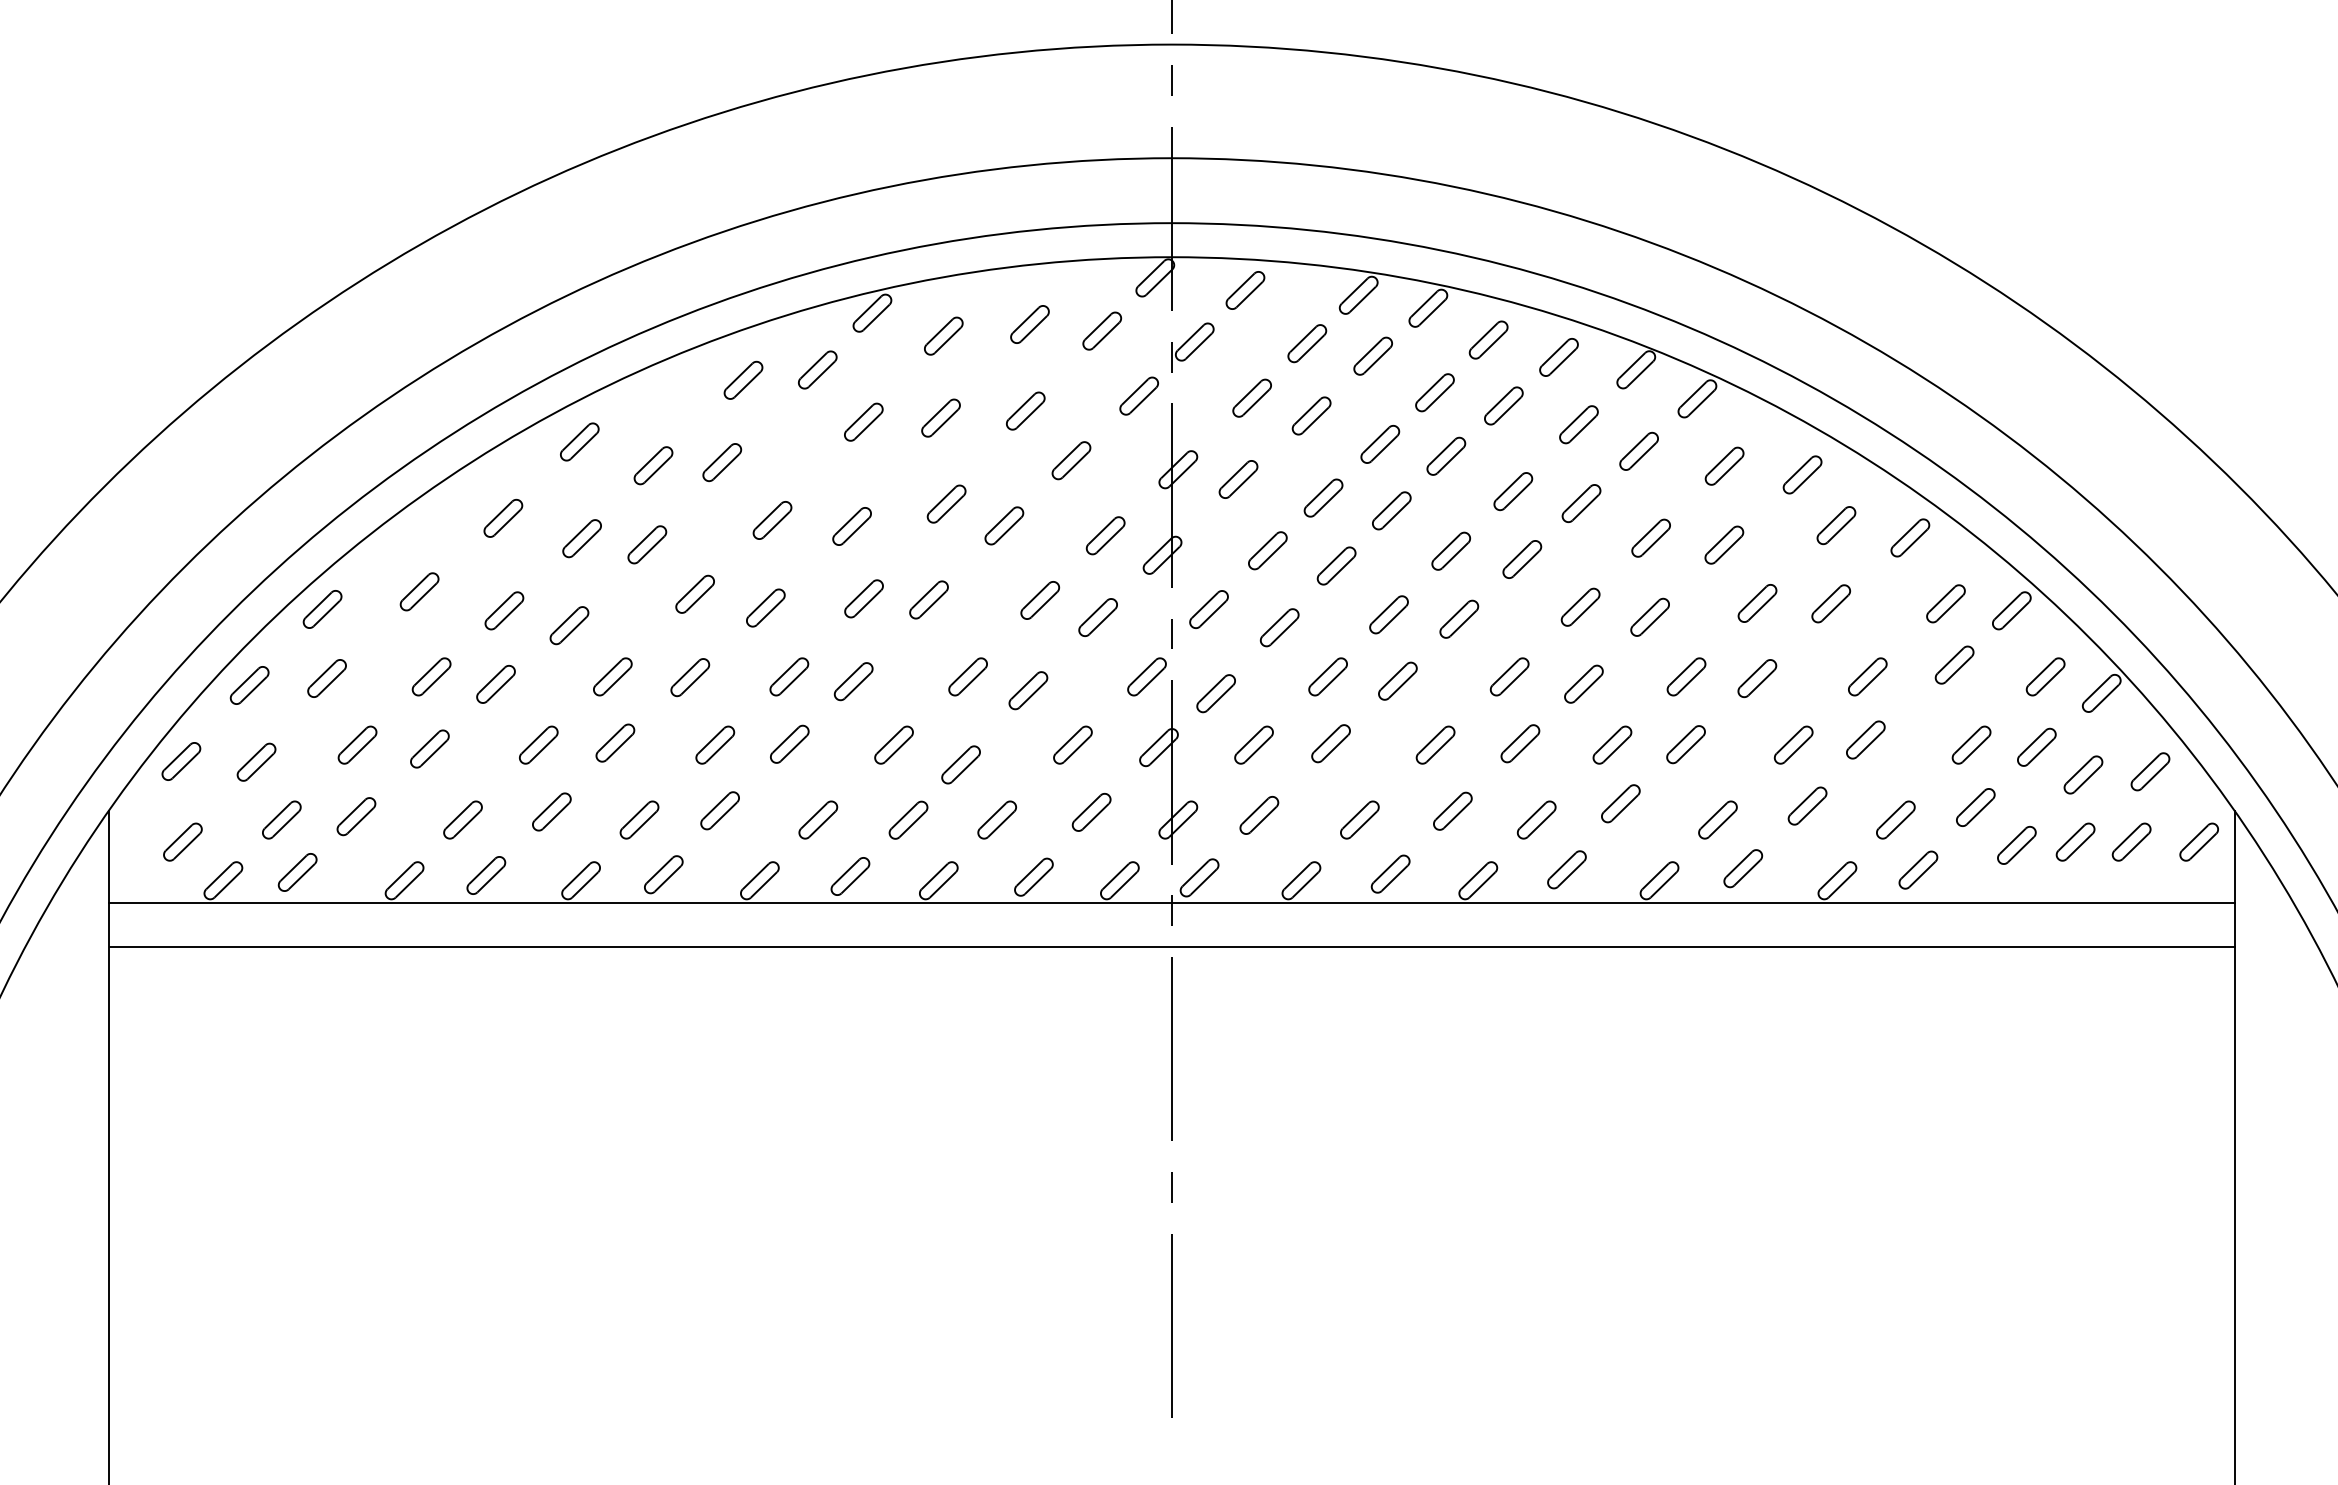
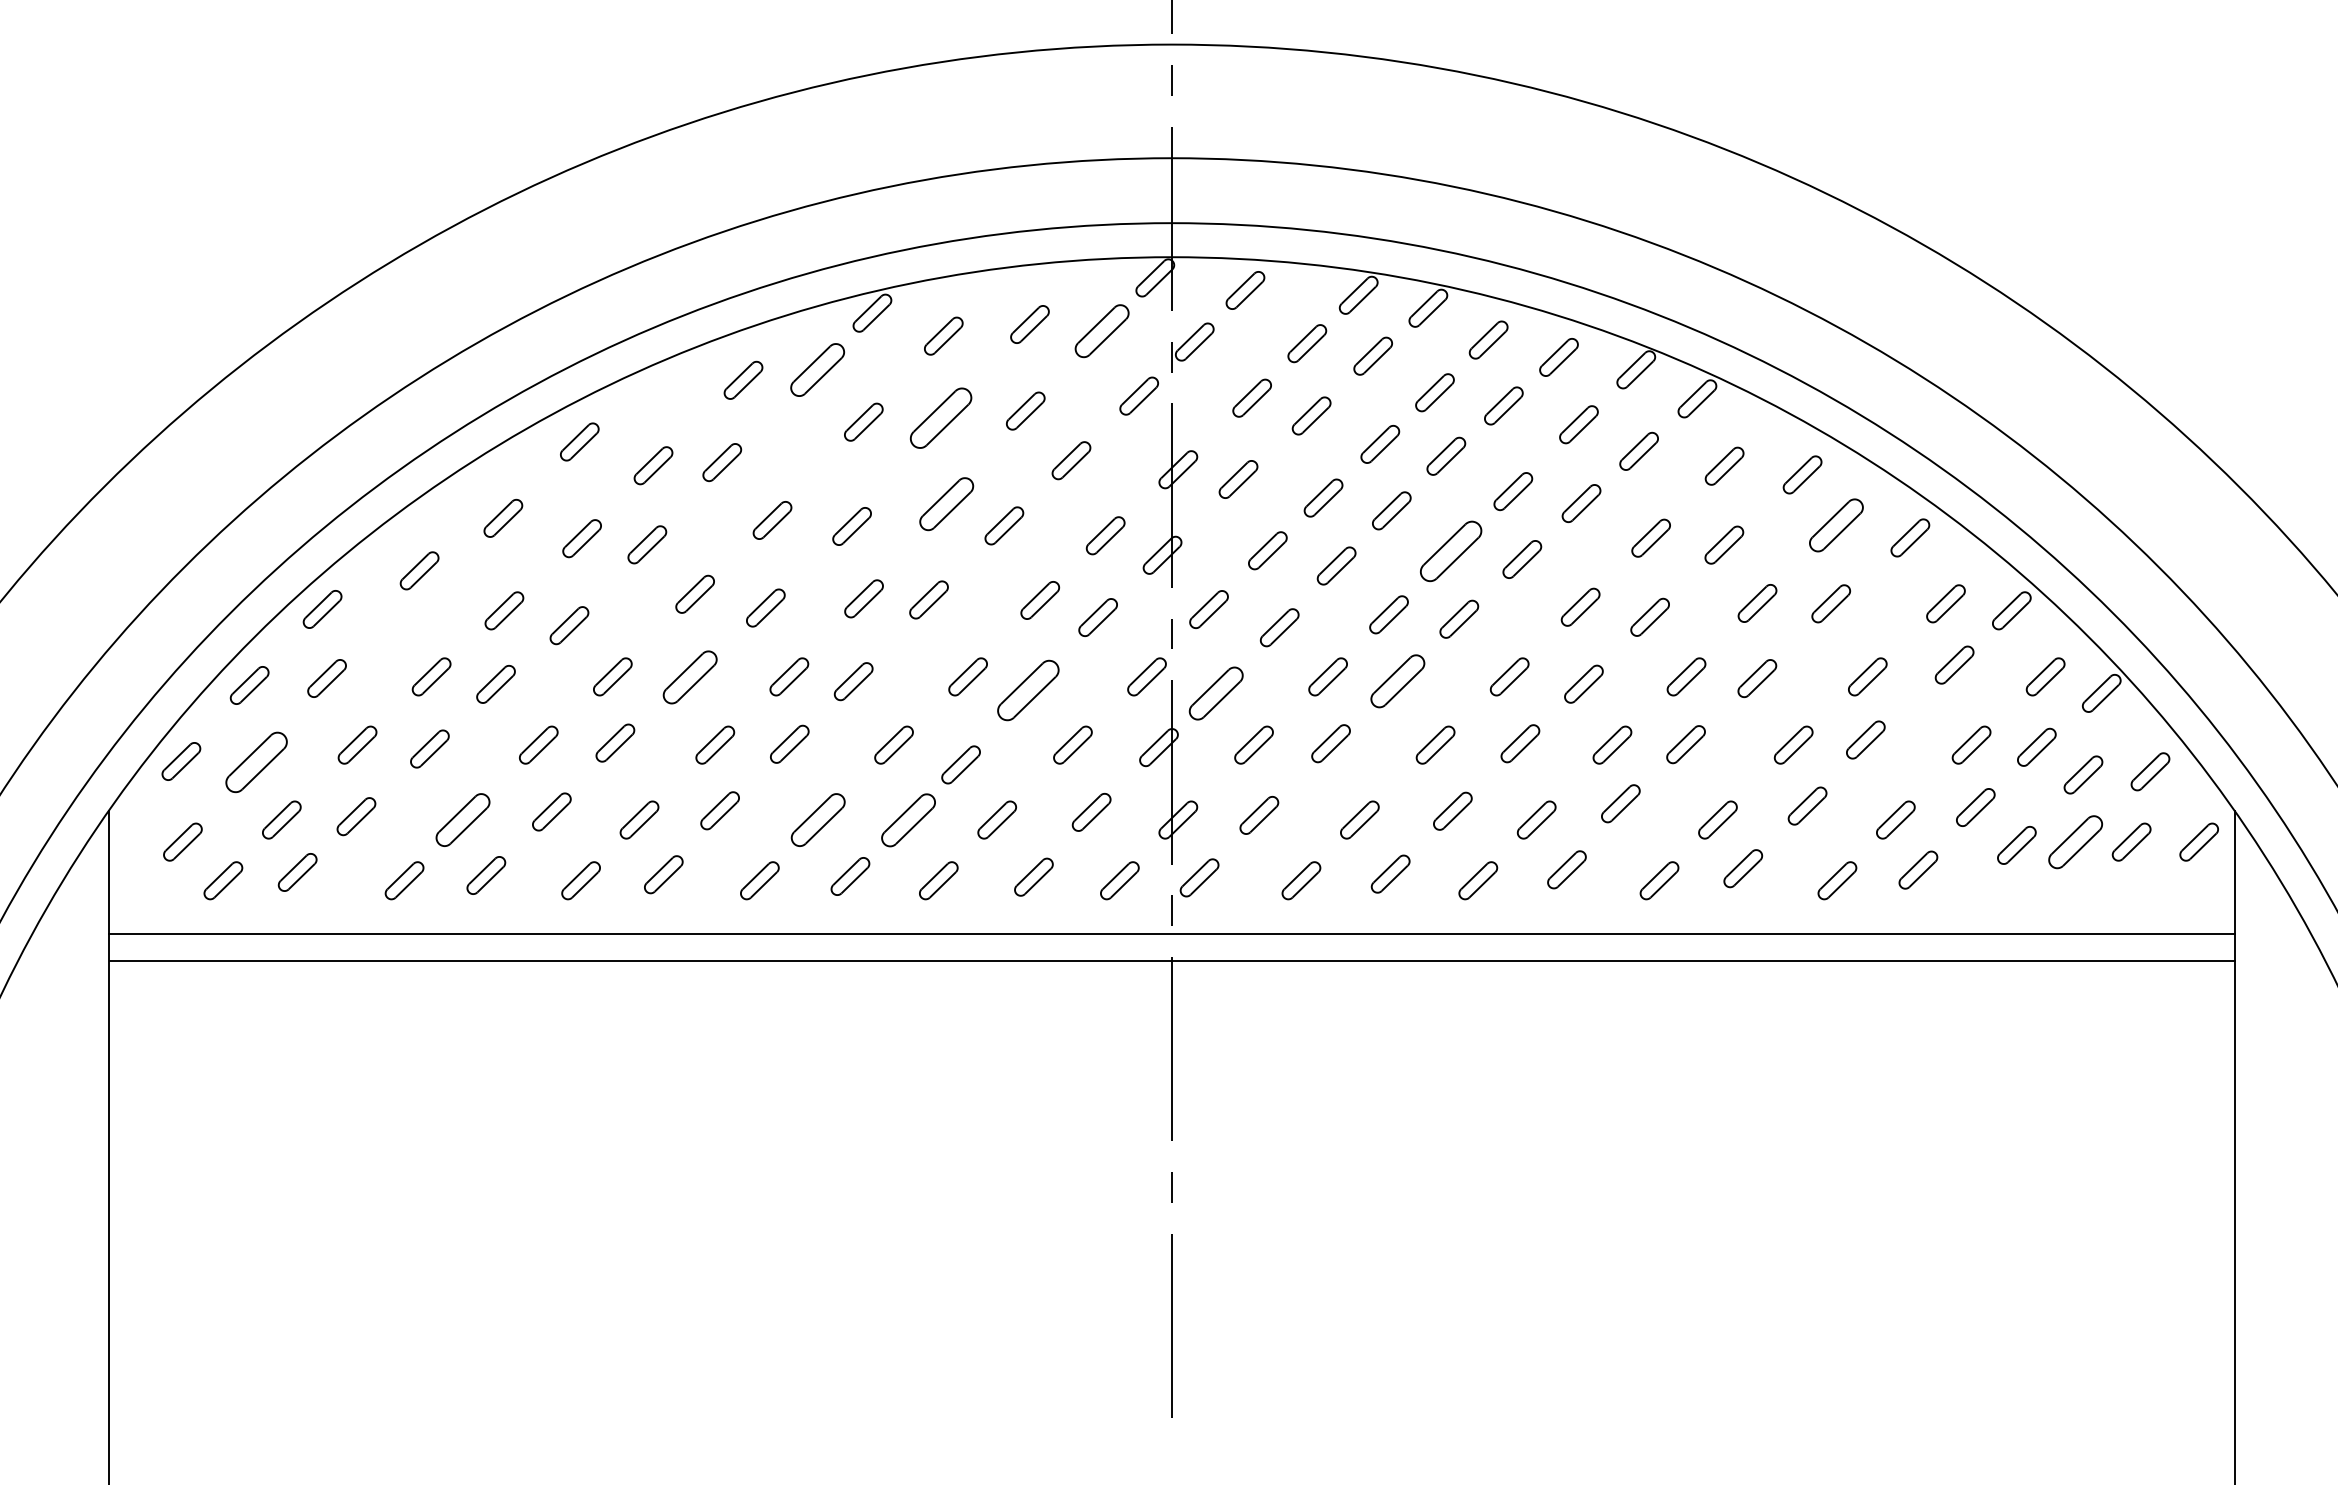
part size: 41x40 px -> 56x55 px (1101, 331)
part size: 40x40 px -> 55x54 px (817, 369)
part size: 40x40 px -> 64x62 px (940, 417)
part size: 41x40 px -> 56x55 px (946, 504)
part size: 41x40 px -> 55x55 px (1836, 525)
part size: 41x40 px -> 63x63 px (1451, 551)
part position: (419, 591) -> (419, 570) (419, 570)
part size: 41x40 px -> 56x55 px (689, 677)
part size: 40x40 px -> 56x55 px (1397, 681)
part size: 41x40 px -> 63x63 px (1028, 690)
part size: 40x40 px -> 56x55 px (1215, 693)
part size: 41x40 px -> 63x63 px (256, 762)
part size: 40x40 px -> 56x54 px (462, 819)
part size: 41x40 px -> 56x54 px (817, 819)
part size: 41x40 px -> 55x55 px (908, 820)
part size: 41x40 px -> 55x55 px (2075, 842)
line position: (1171, 902) -> (1171, 933) (1171, 933)
line position: (1172, 947) -> (1172, 961) (1172, 961)
